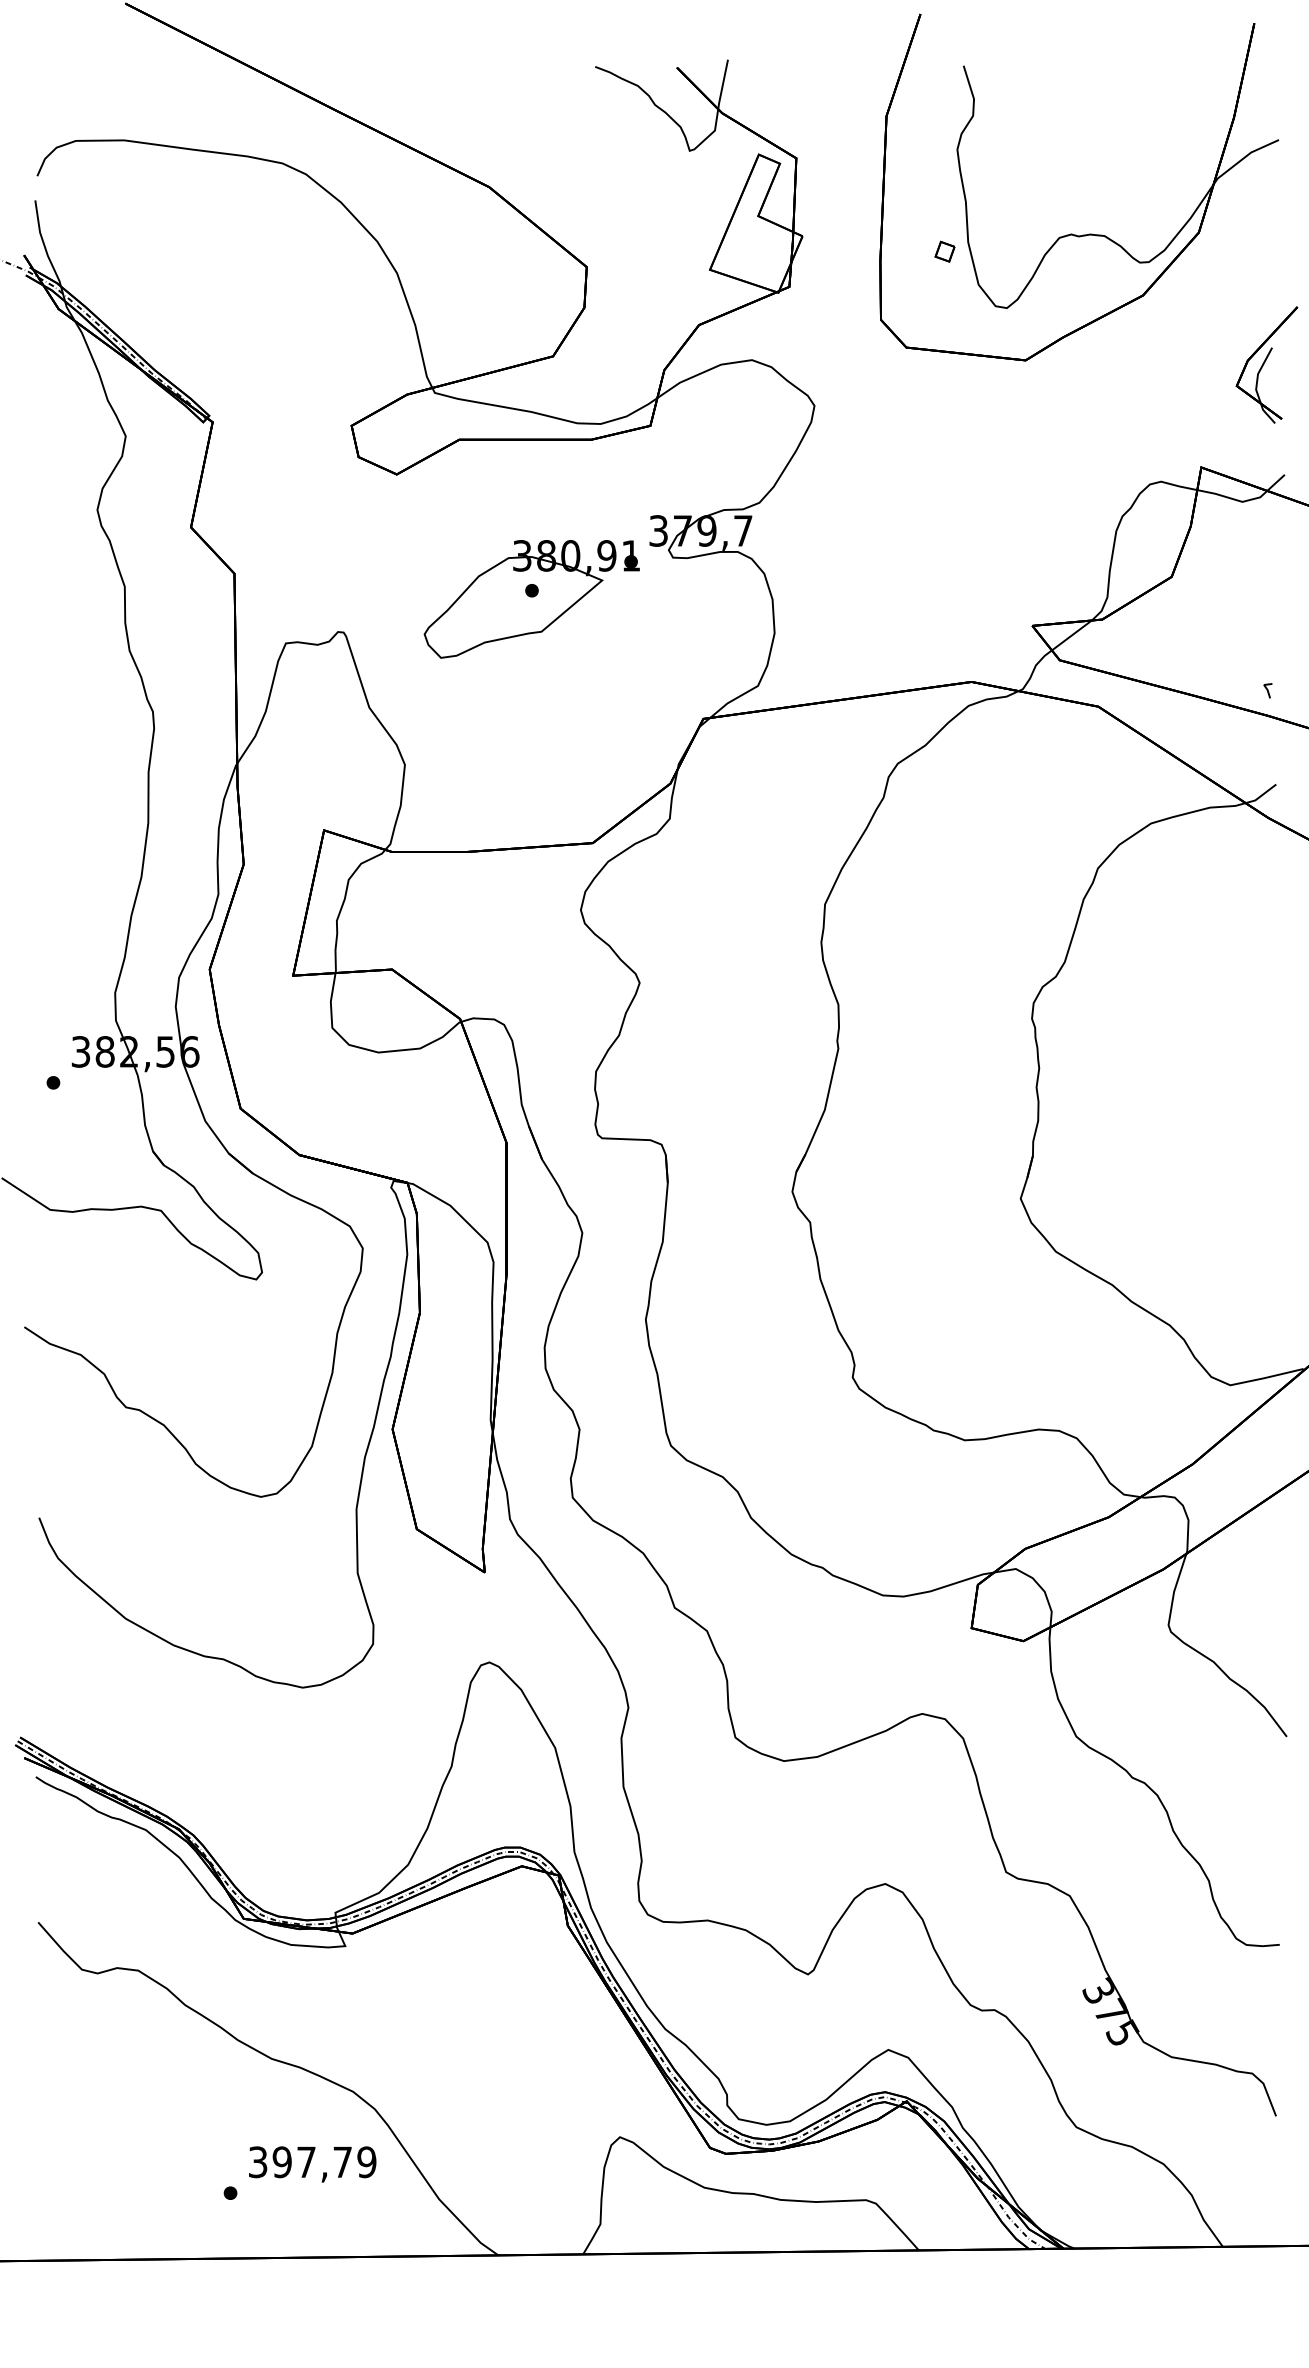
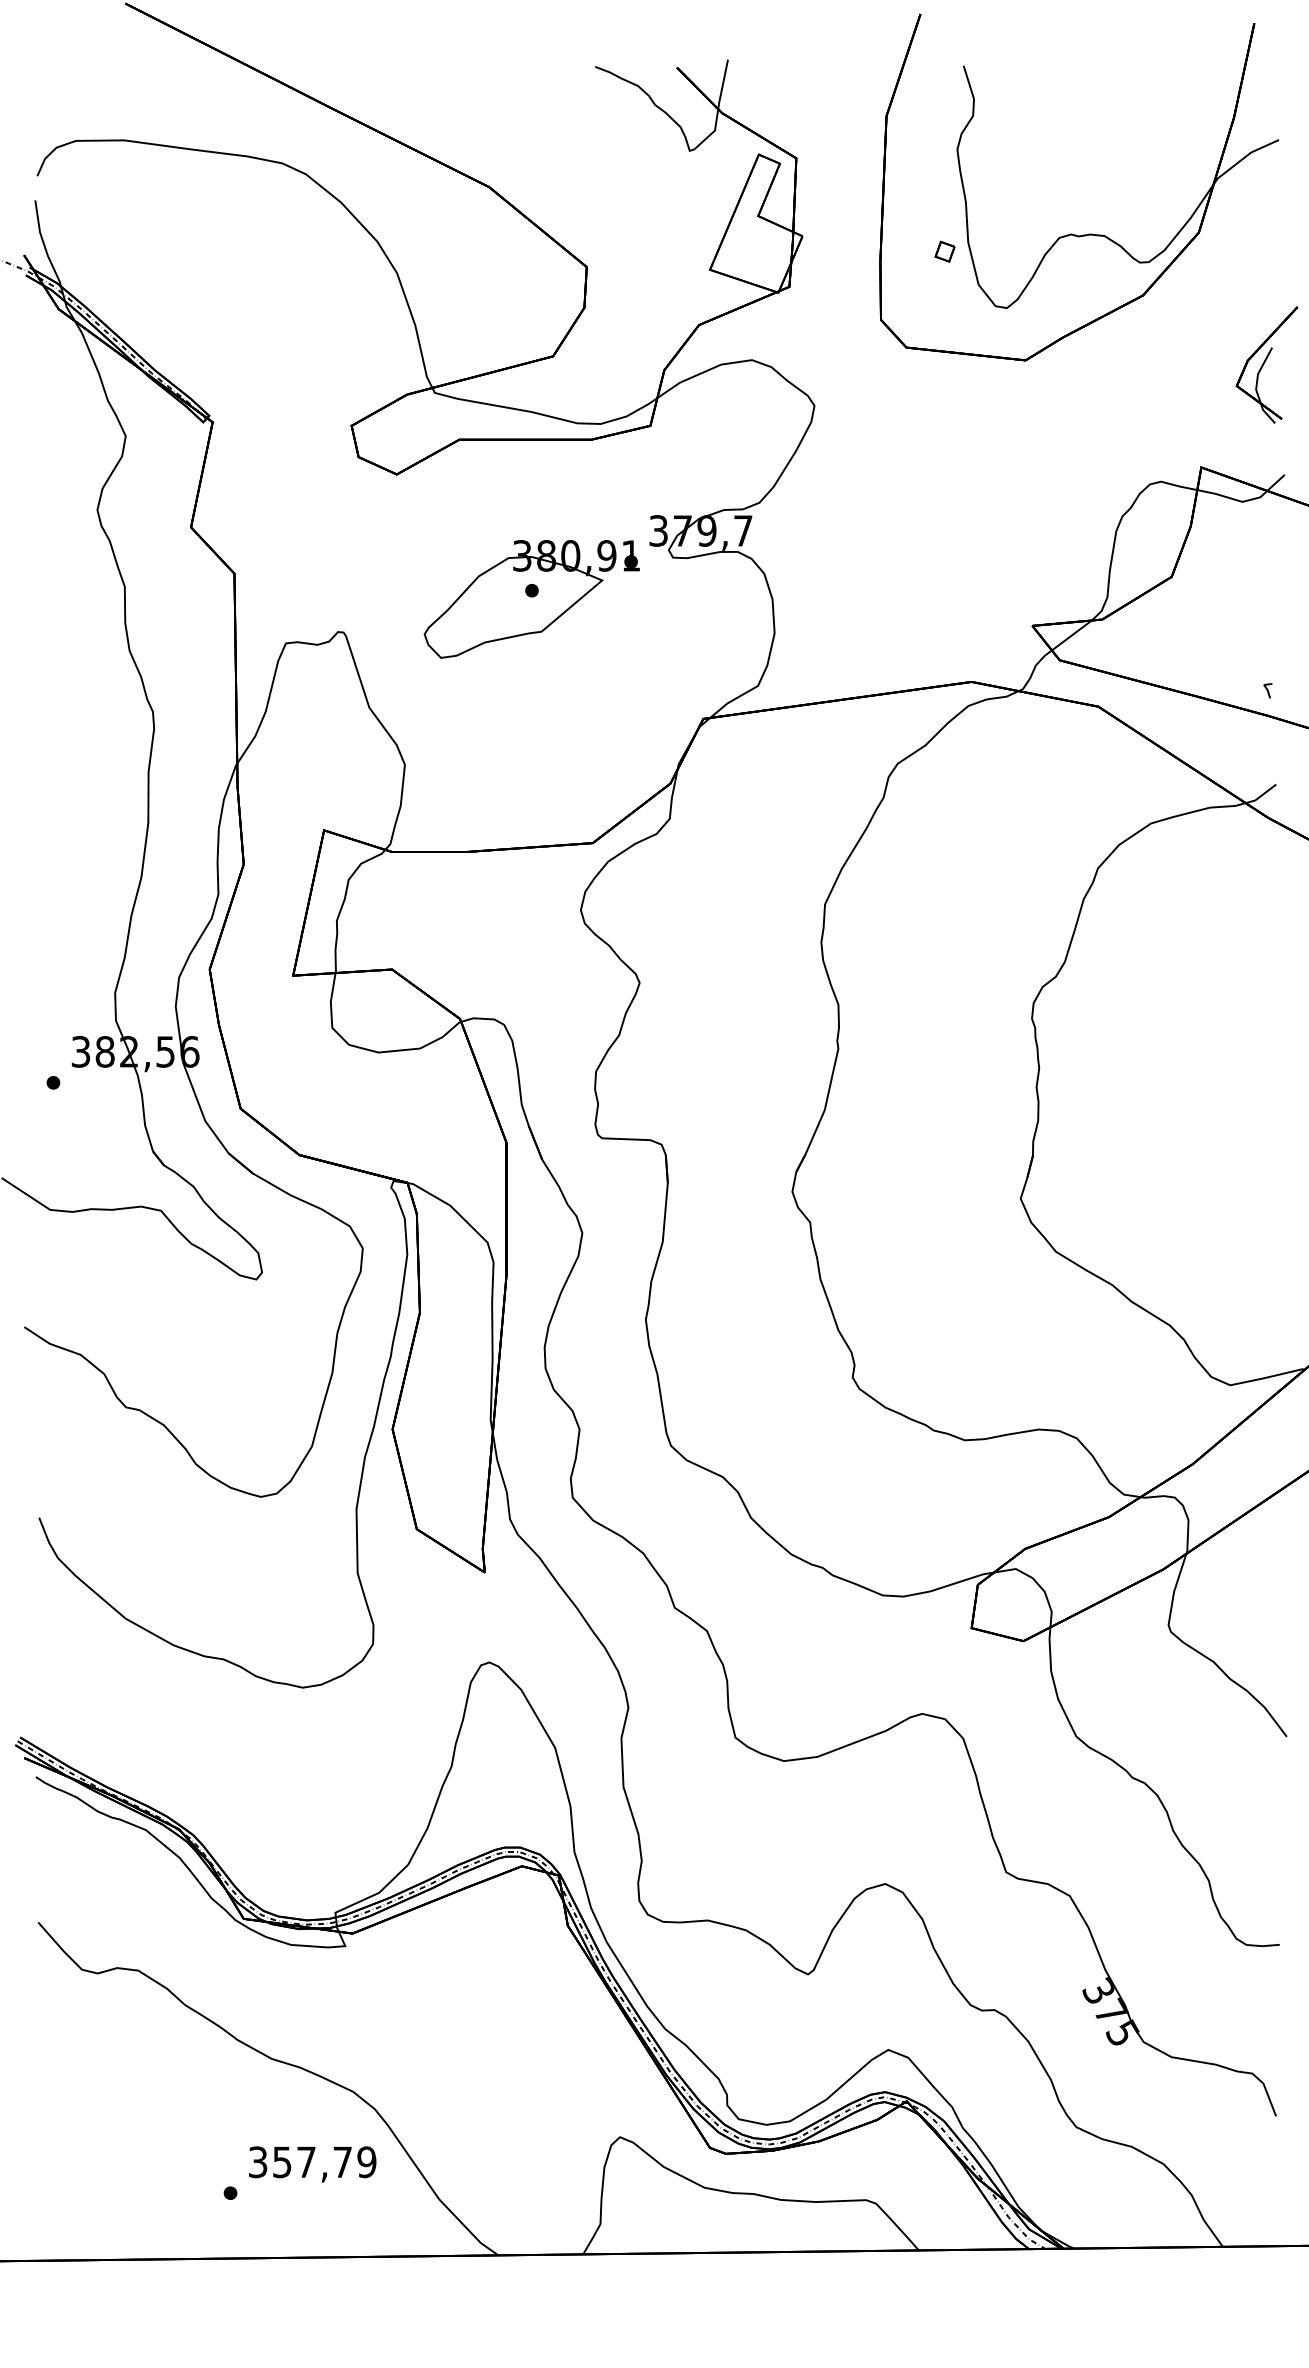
text: 397,79 -> 357,79 (281, 2162)
